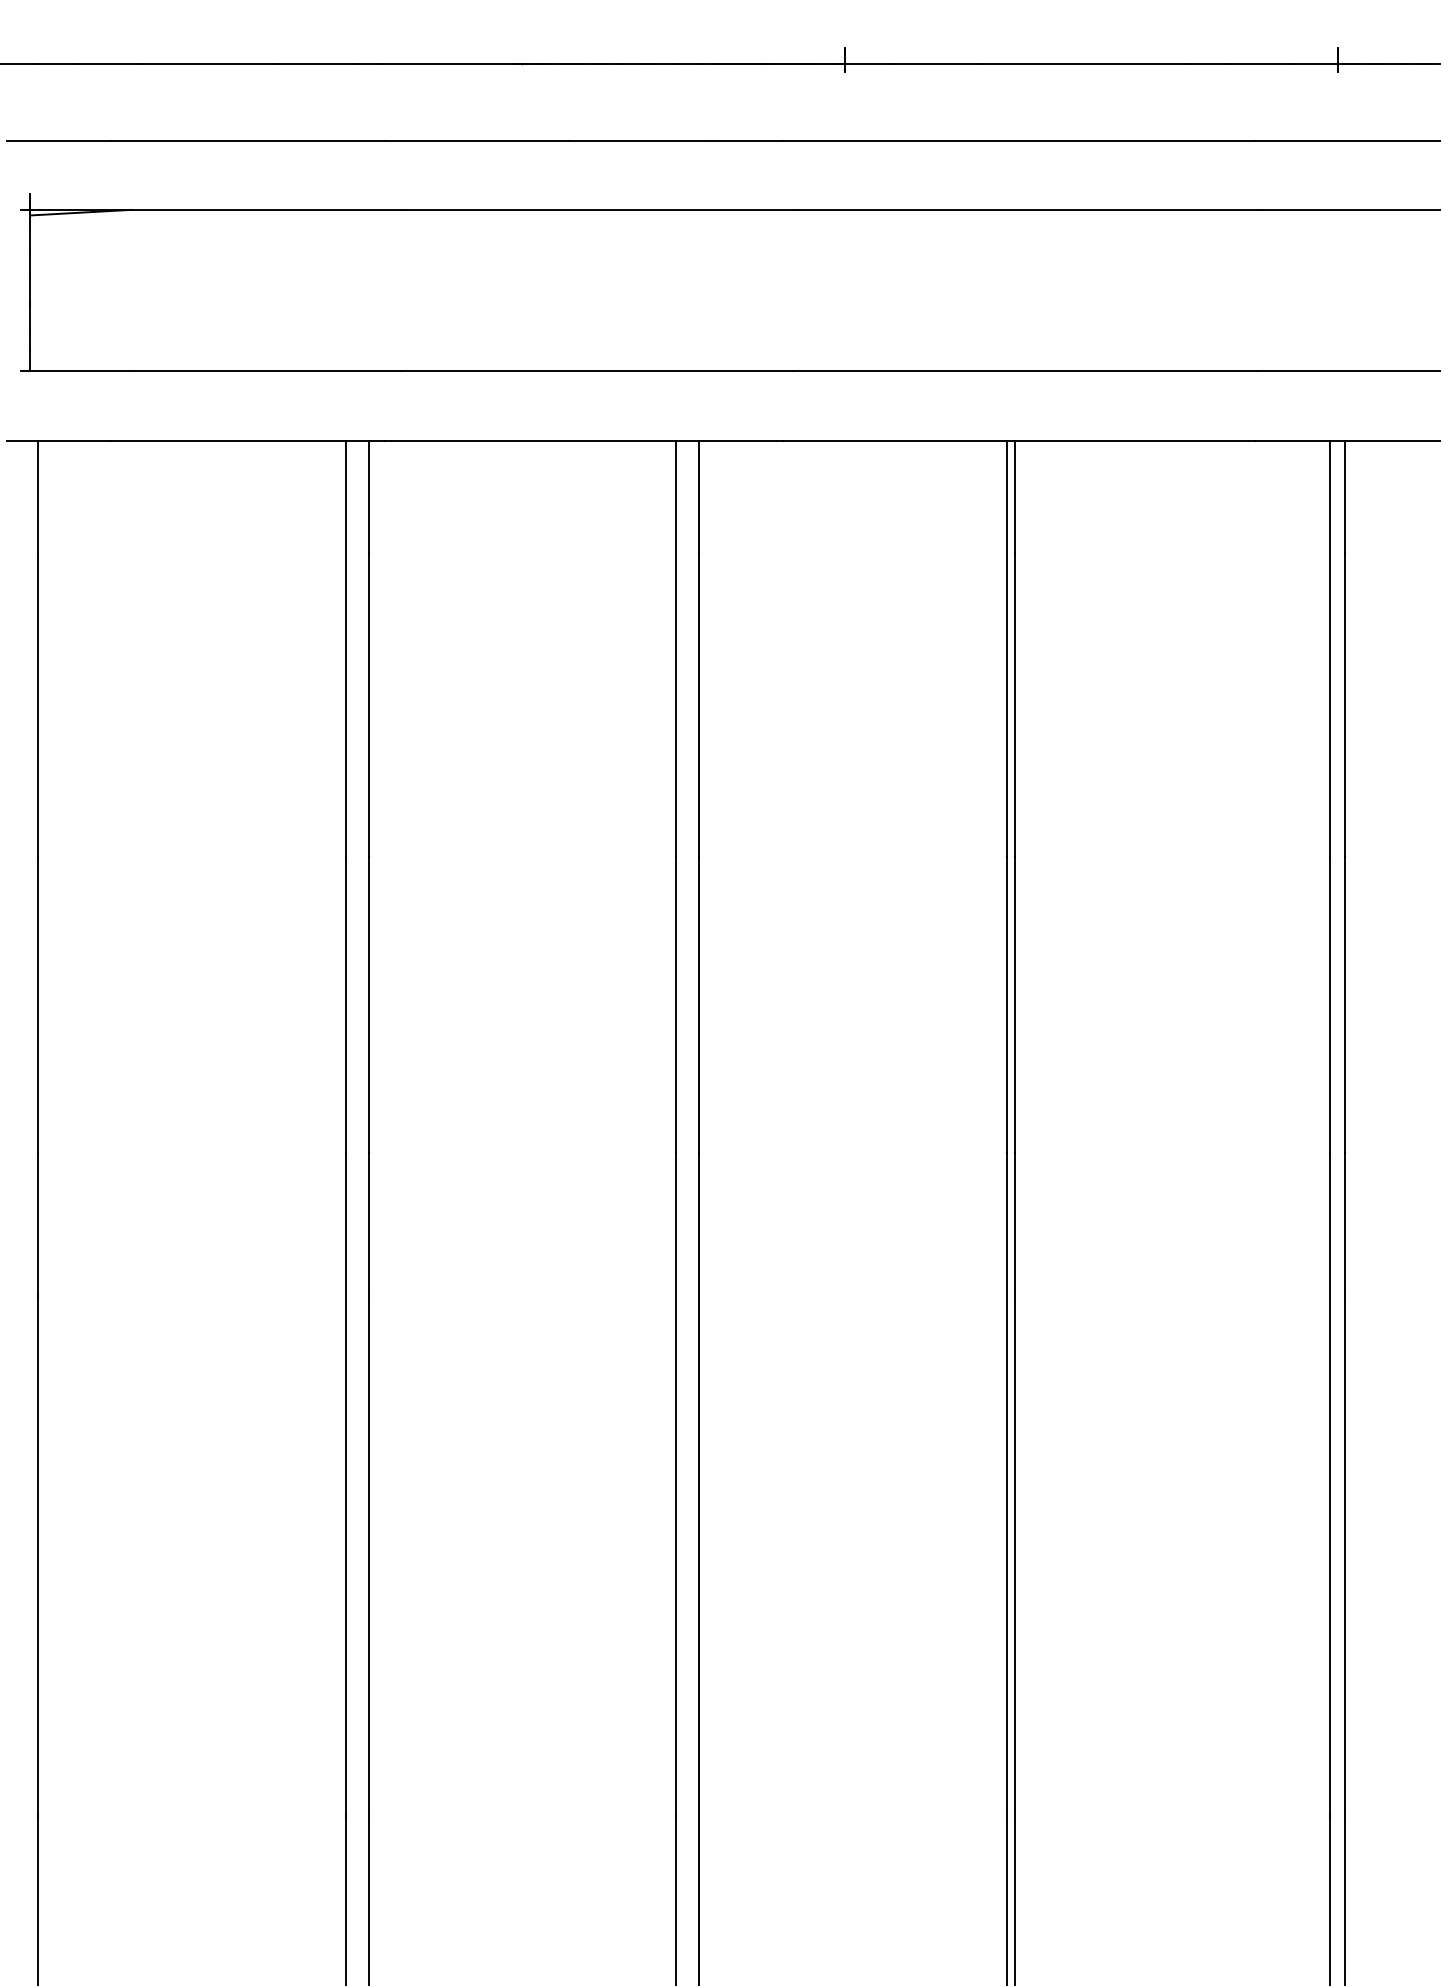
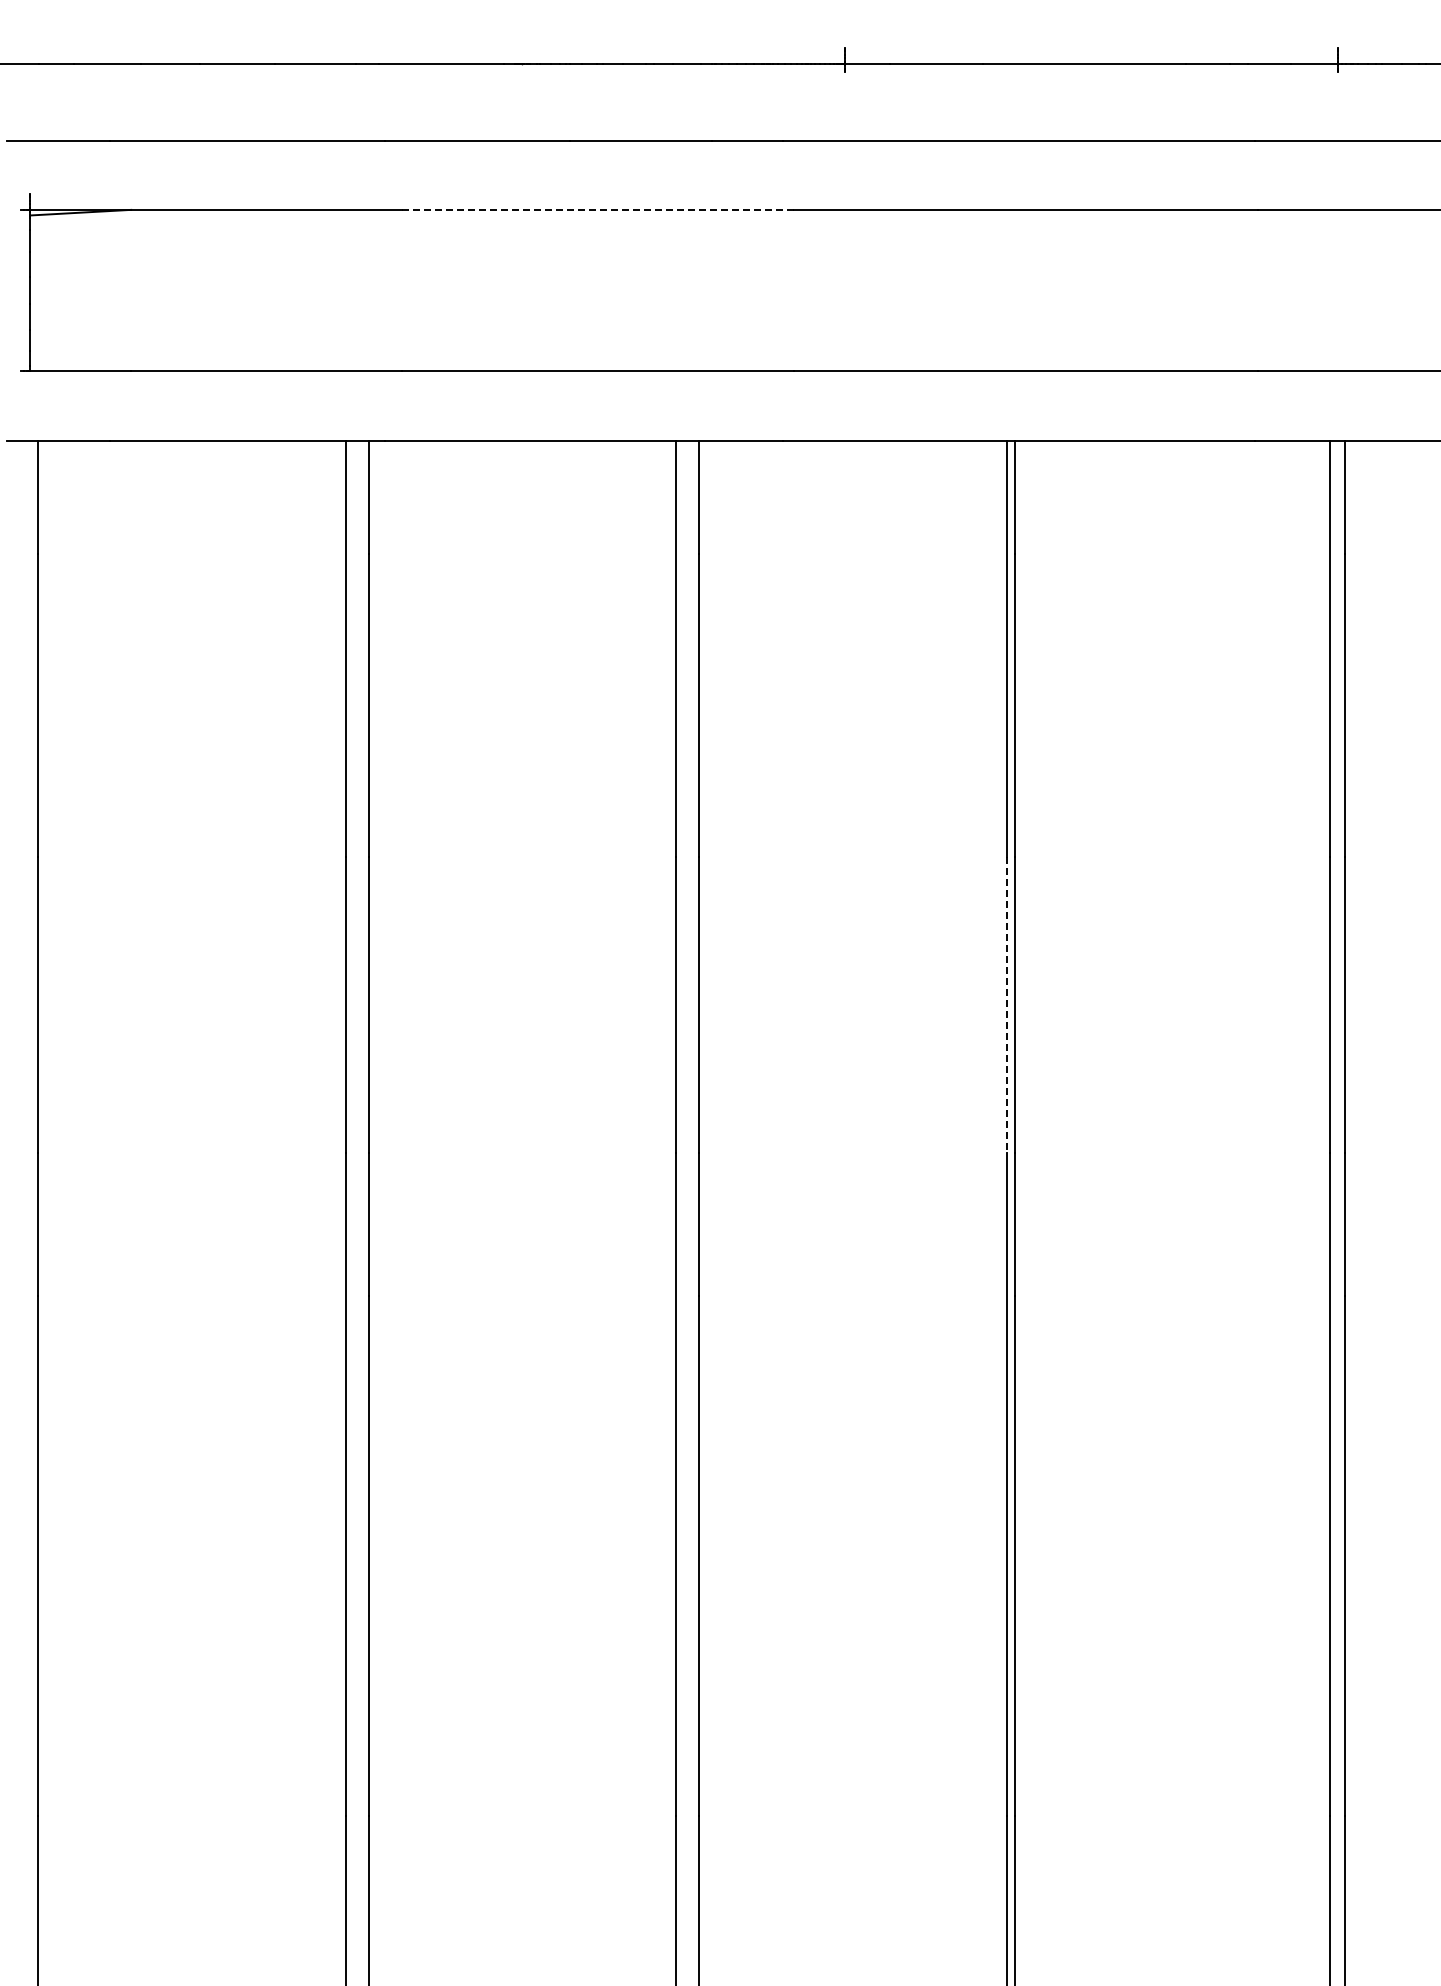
line: solid -> dashed (598, 209)
line: solid -> dashed (1006, 1005)
